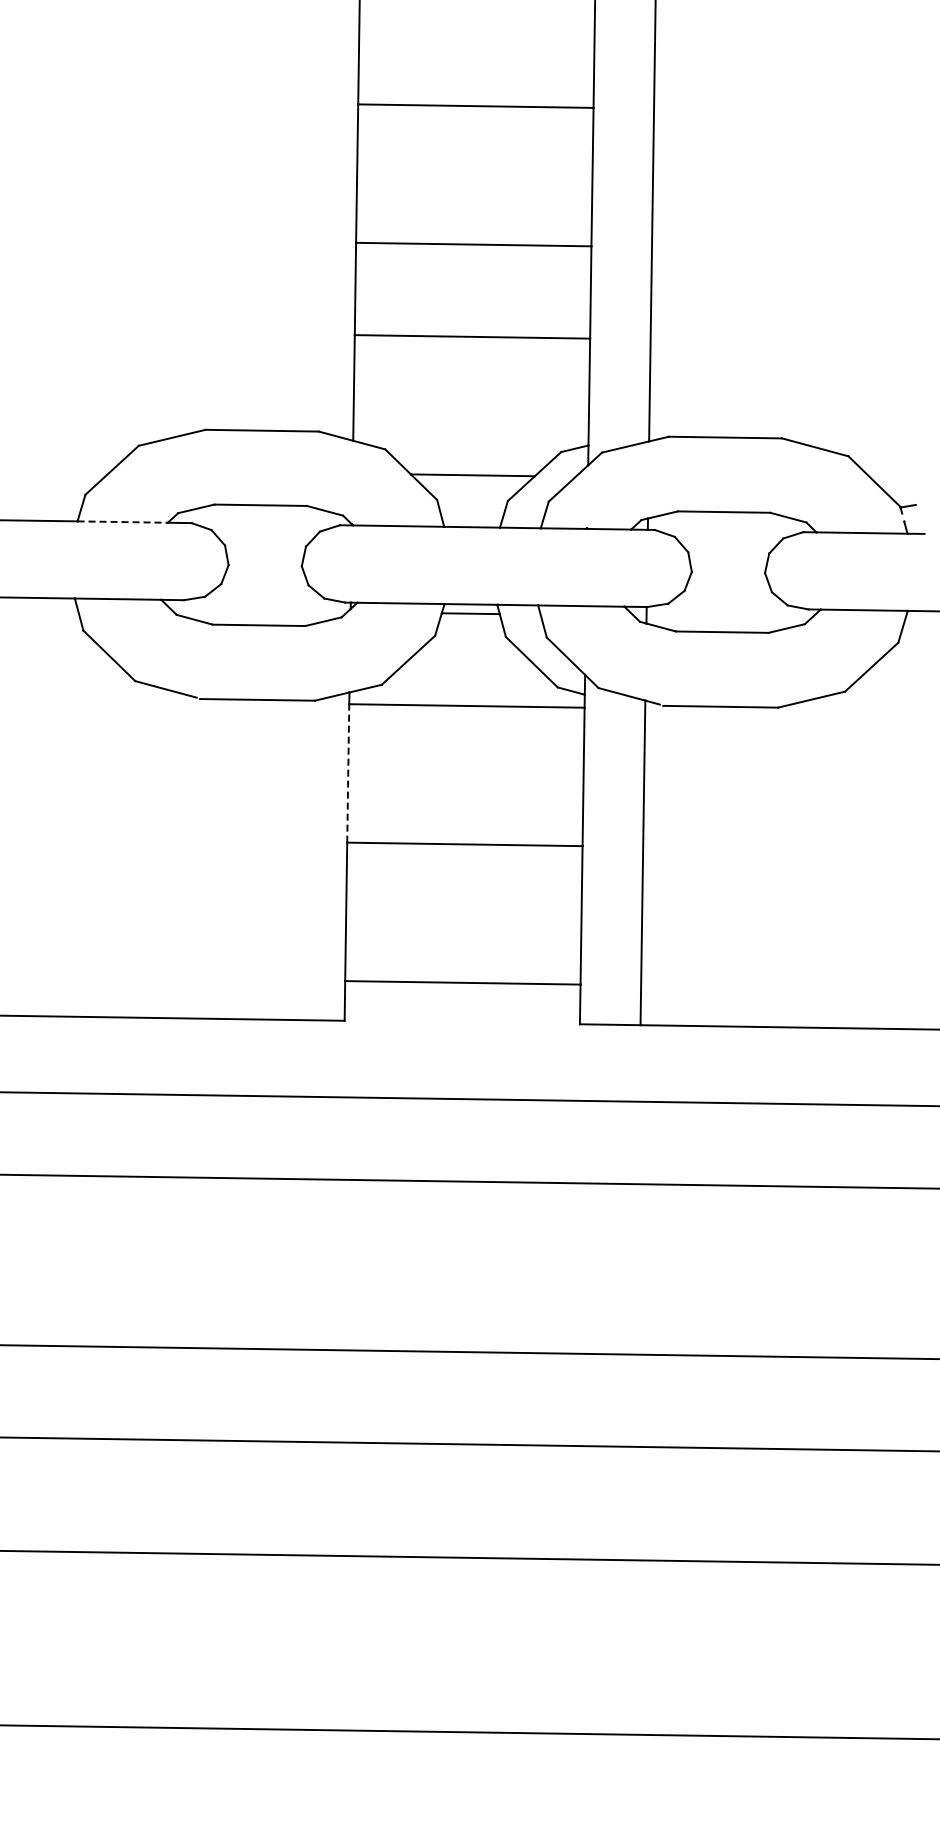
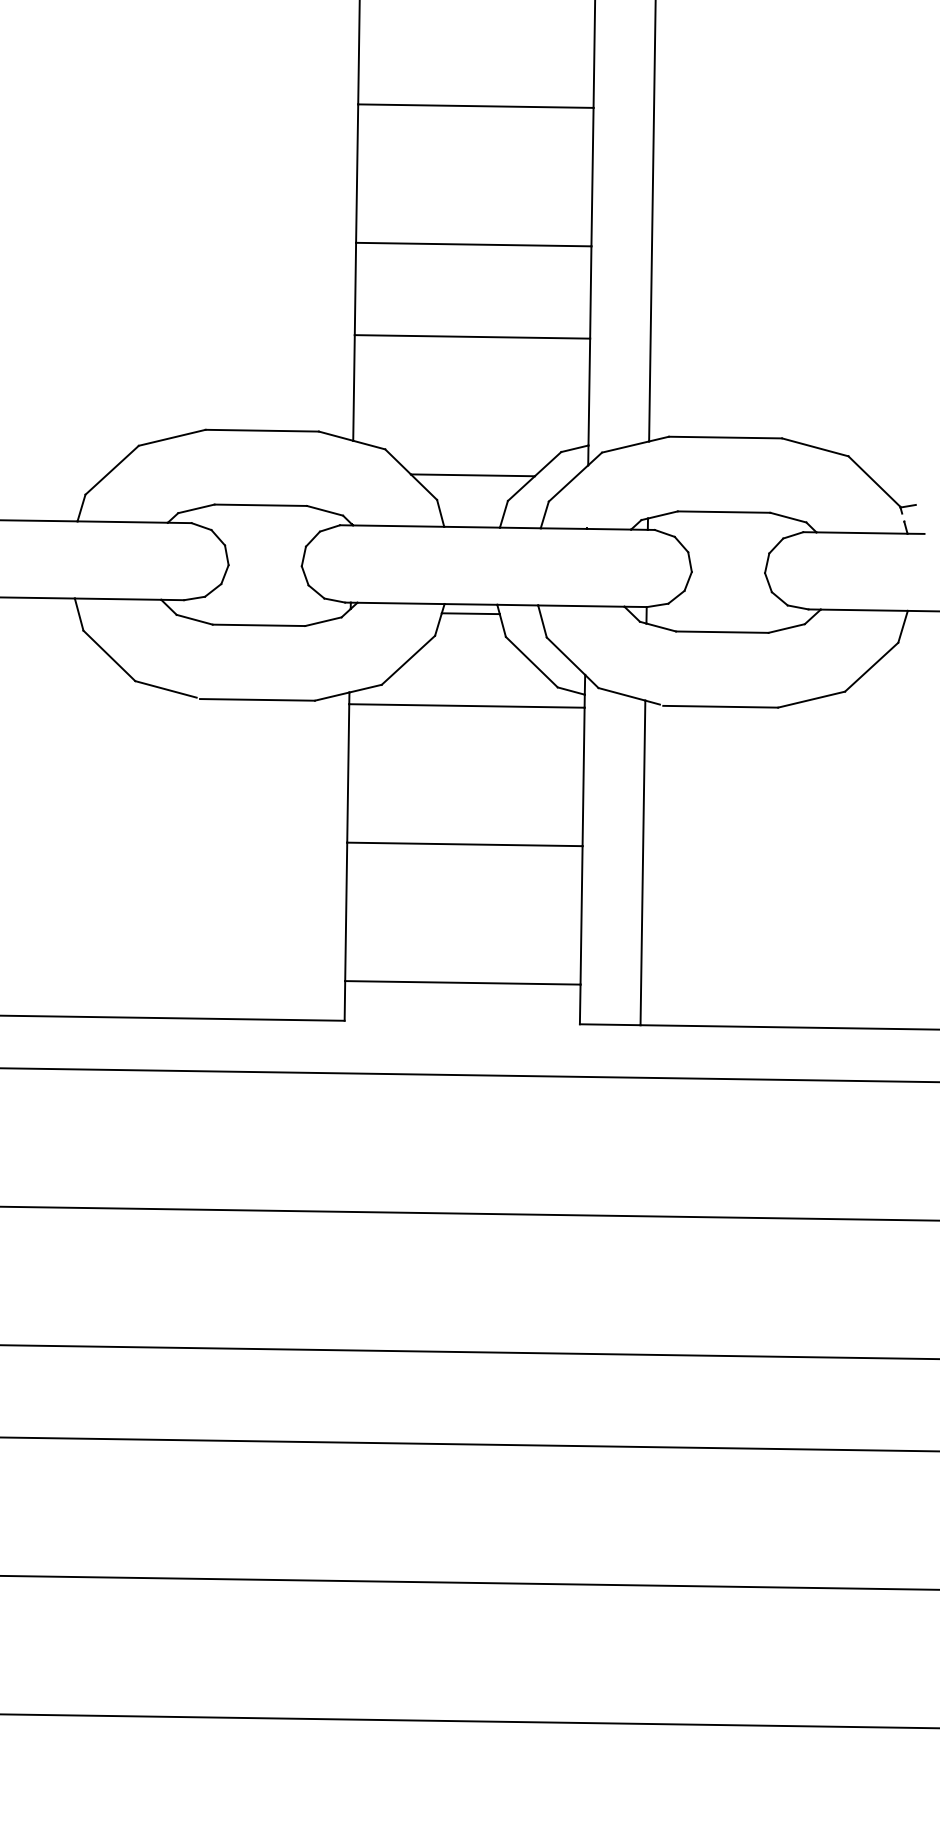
line: dashed -> solid (123, 522)
line: dashed -> solid (348, 772)
line position: (469, 1099) -> (469, 1075) (469, 1075)
line position: (469, 1181) -> (469, 1213) (469, 1213)
line position: (469, 1557) -> (469, 1582) (469, 1582)
line position: (469, 1732) -> (469, 1721) (469, 1721)
